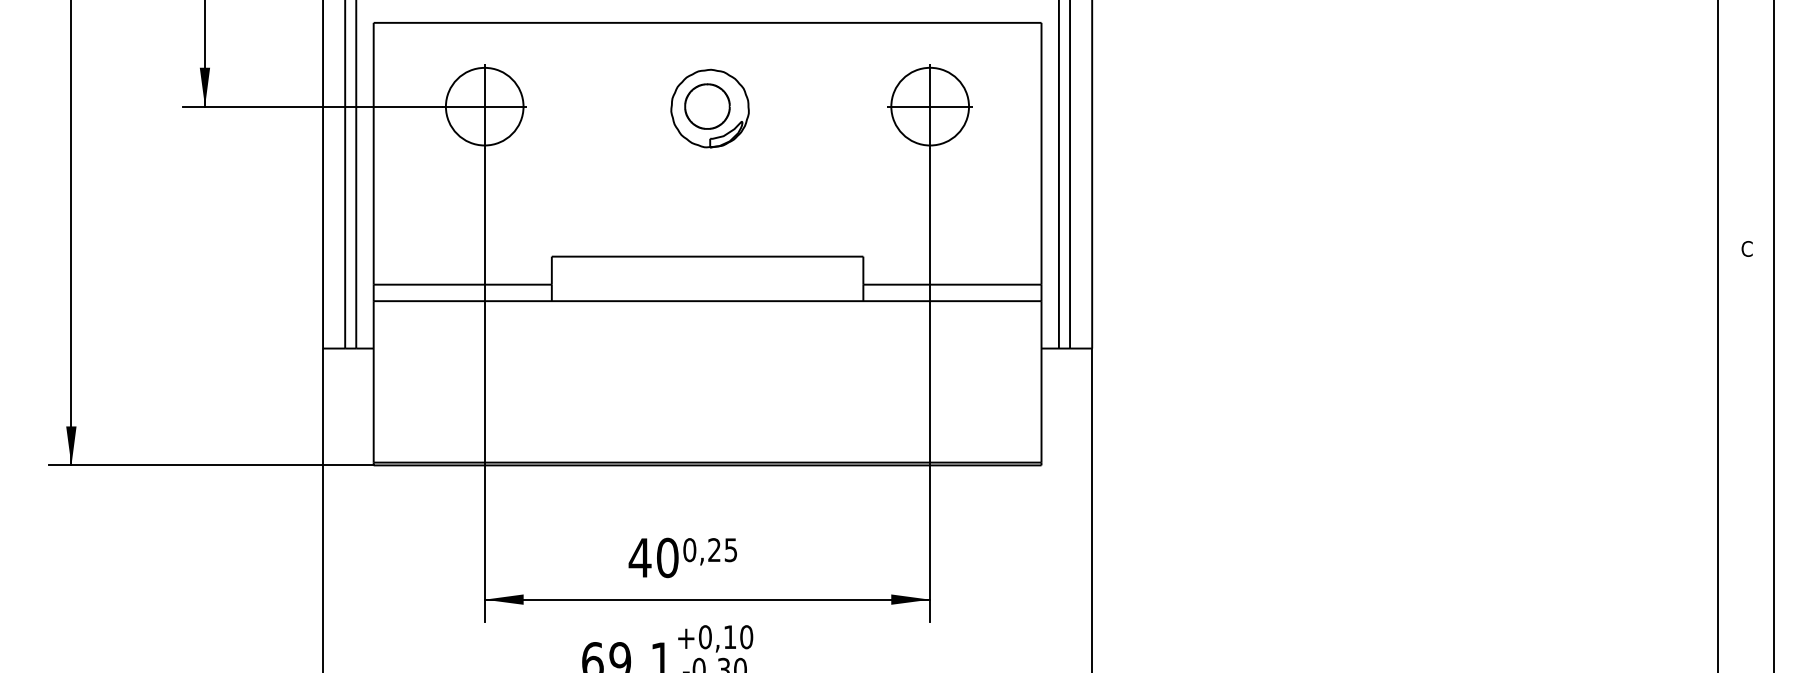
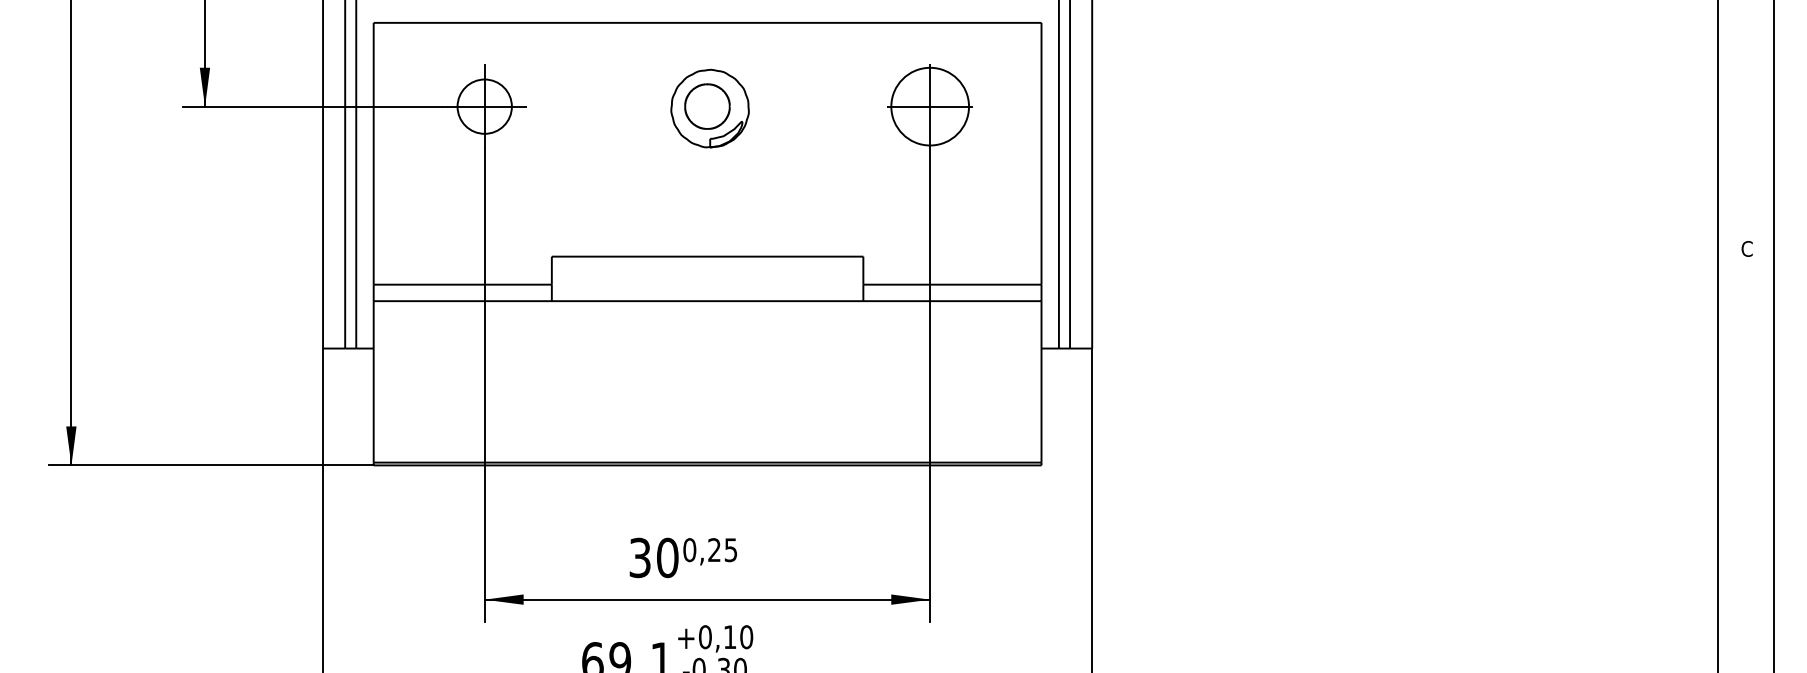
circle diameter: 78 px -> 54 px (484, 106)
text: 40 -> 30 (639, 557)
